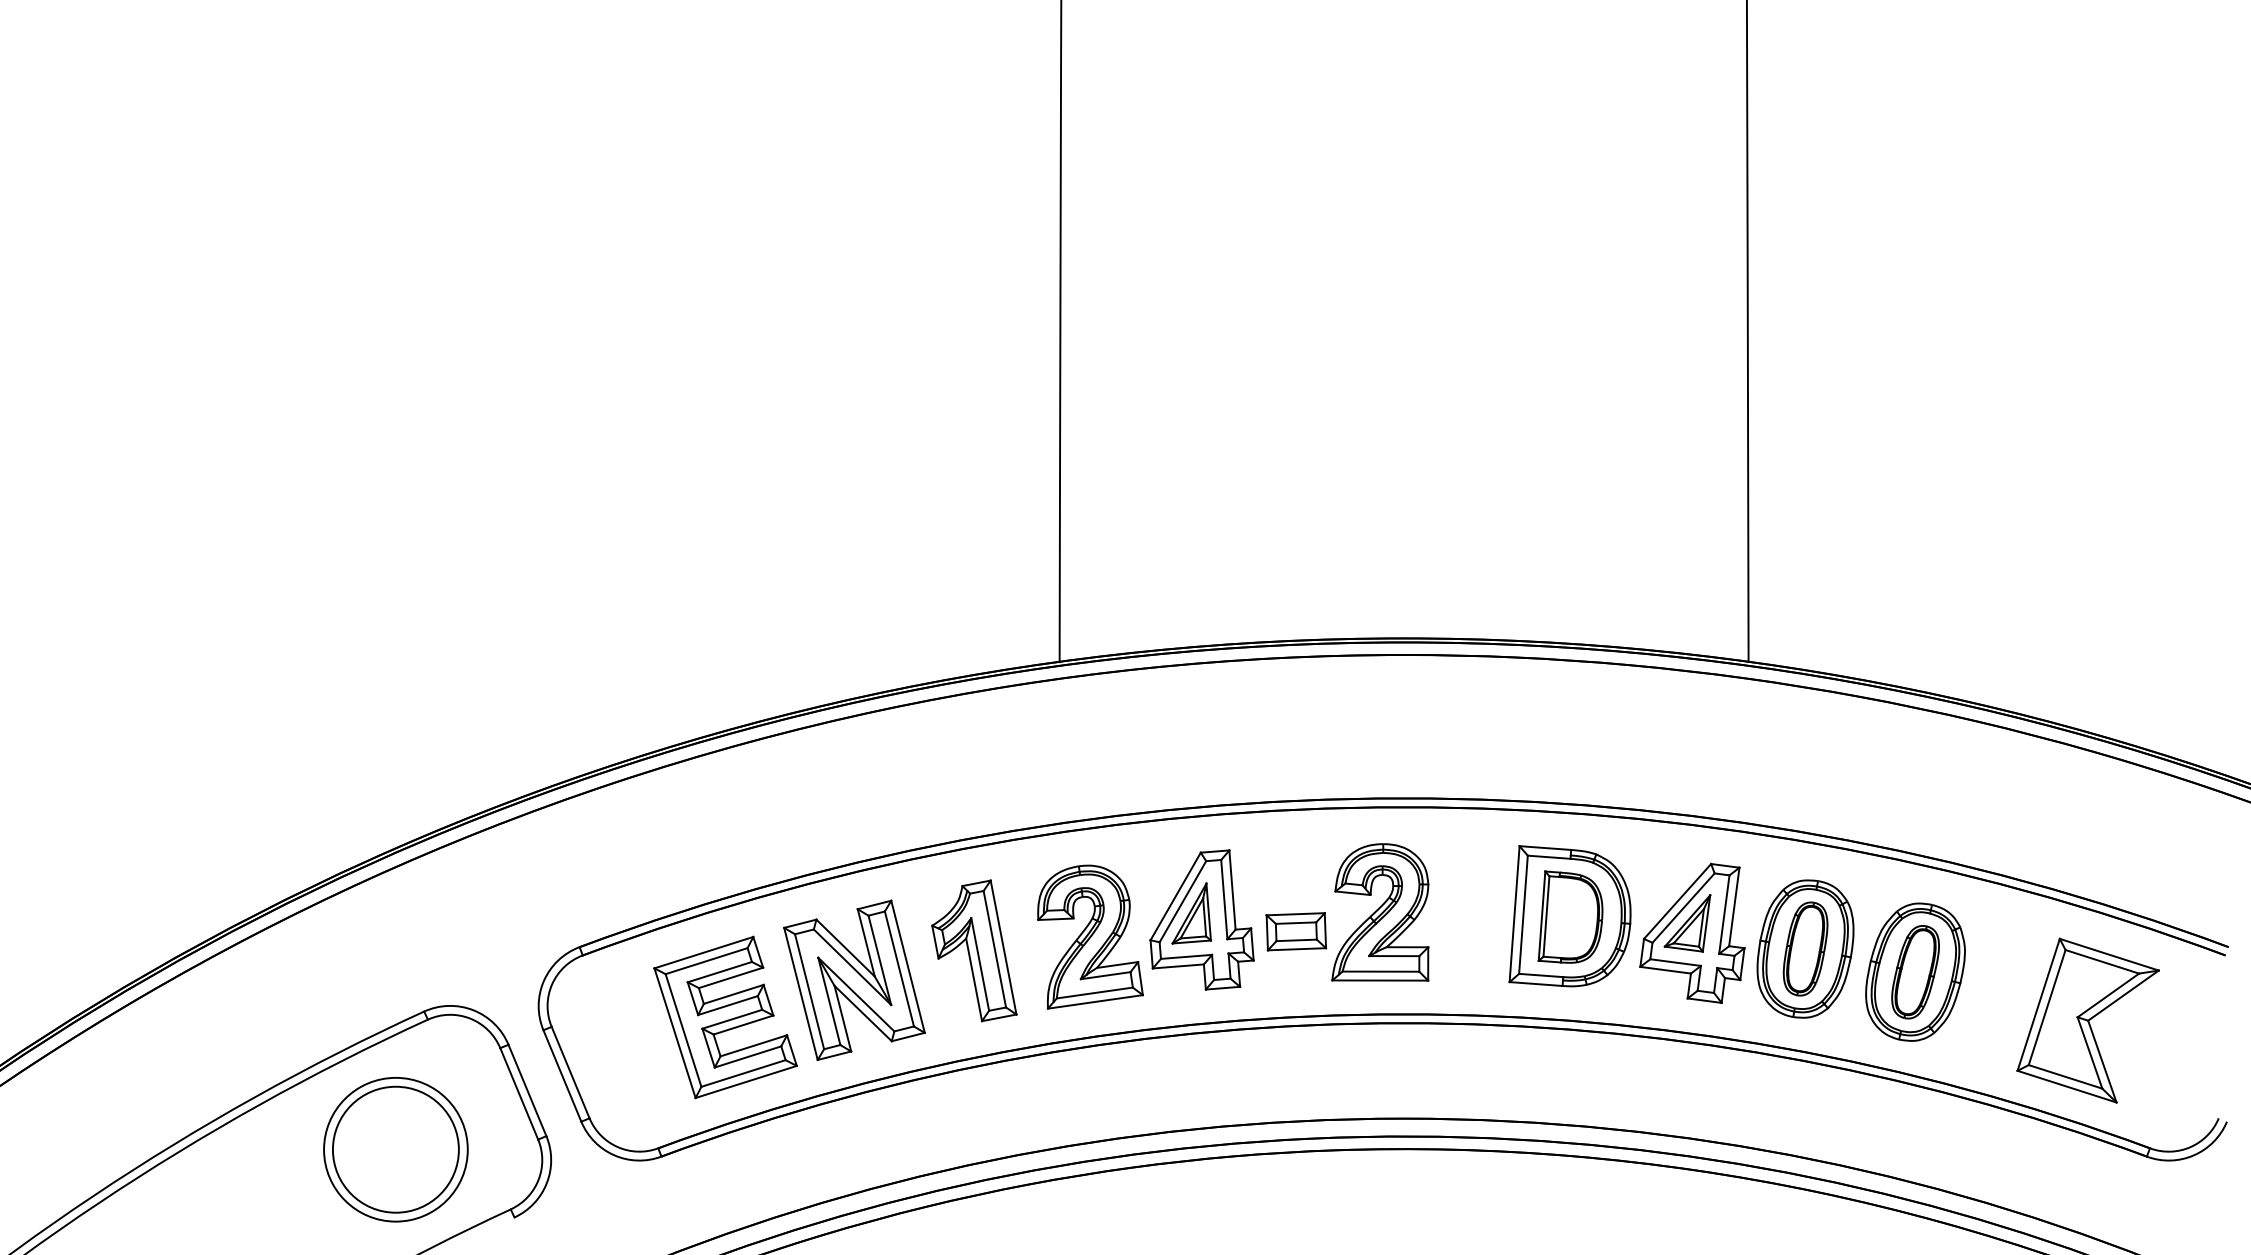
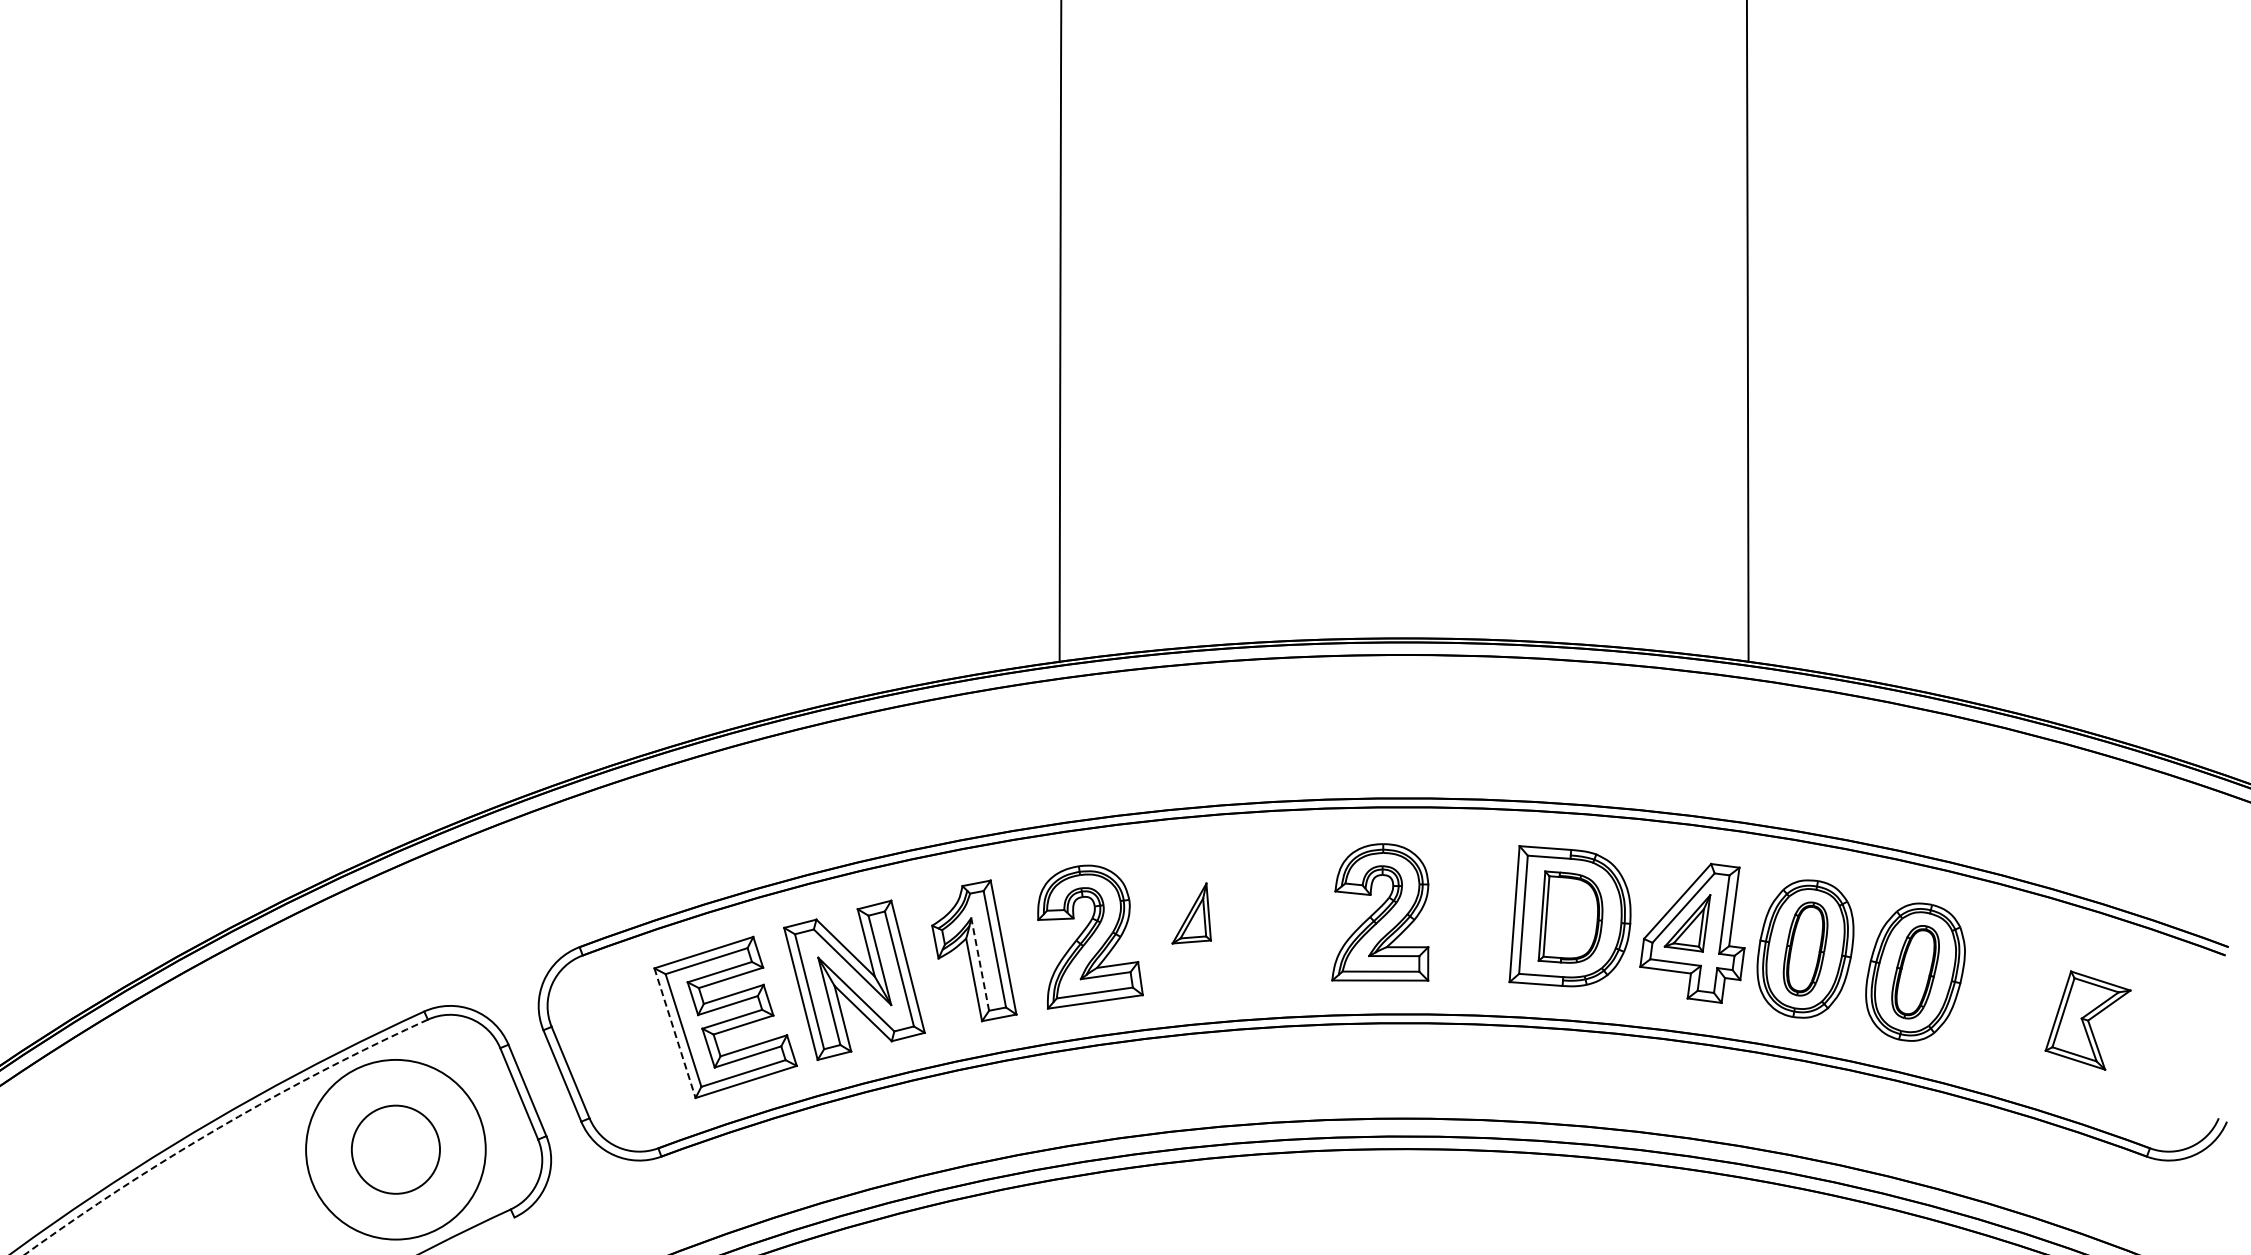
part: present -> none (1201, 919)
part: present -> none (1296, 931)
line: solid -> dashed (980, 963)
part size: 144x167 px -> 88x101 px (2087, 1020)
line: solid -> dashed (675, 1033)
arc: solid -> dashed (220, 1127)
circle diameter: 126 px -> 88 px (395, 1149)
circle diameter: 144 px -> 180 px (395, 1149)
